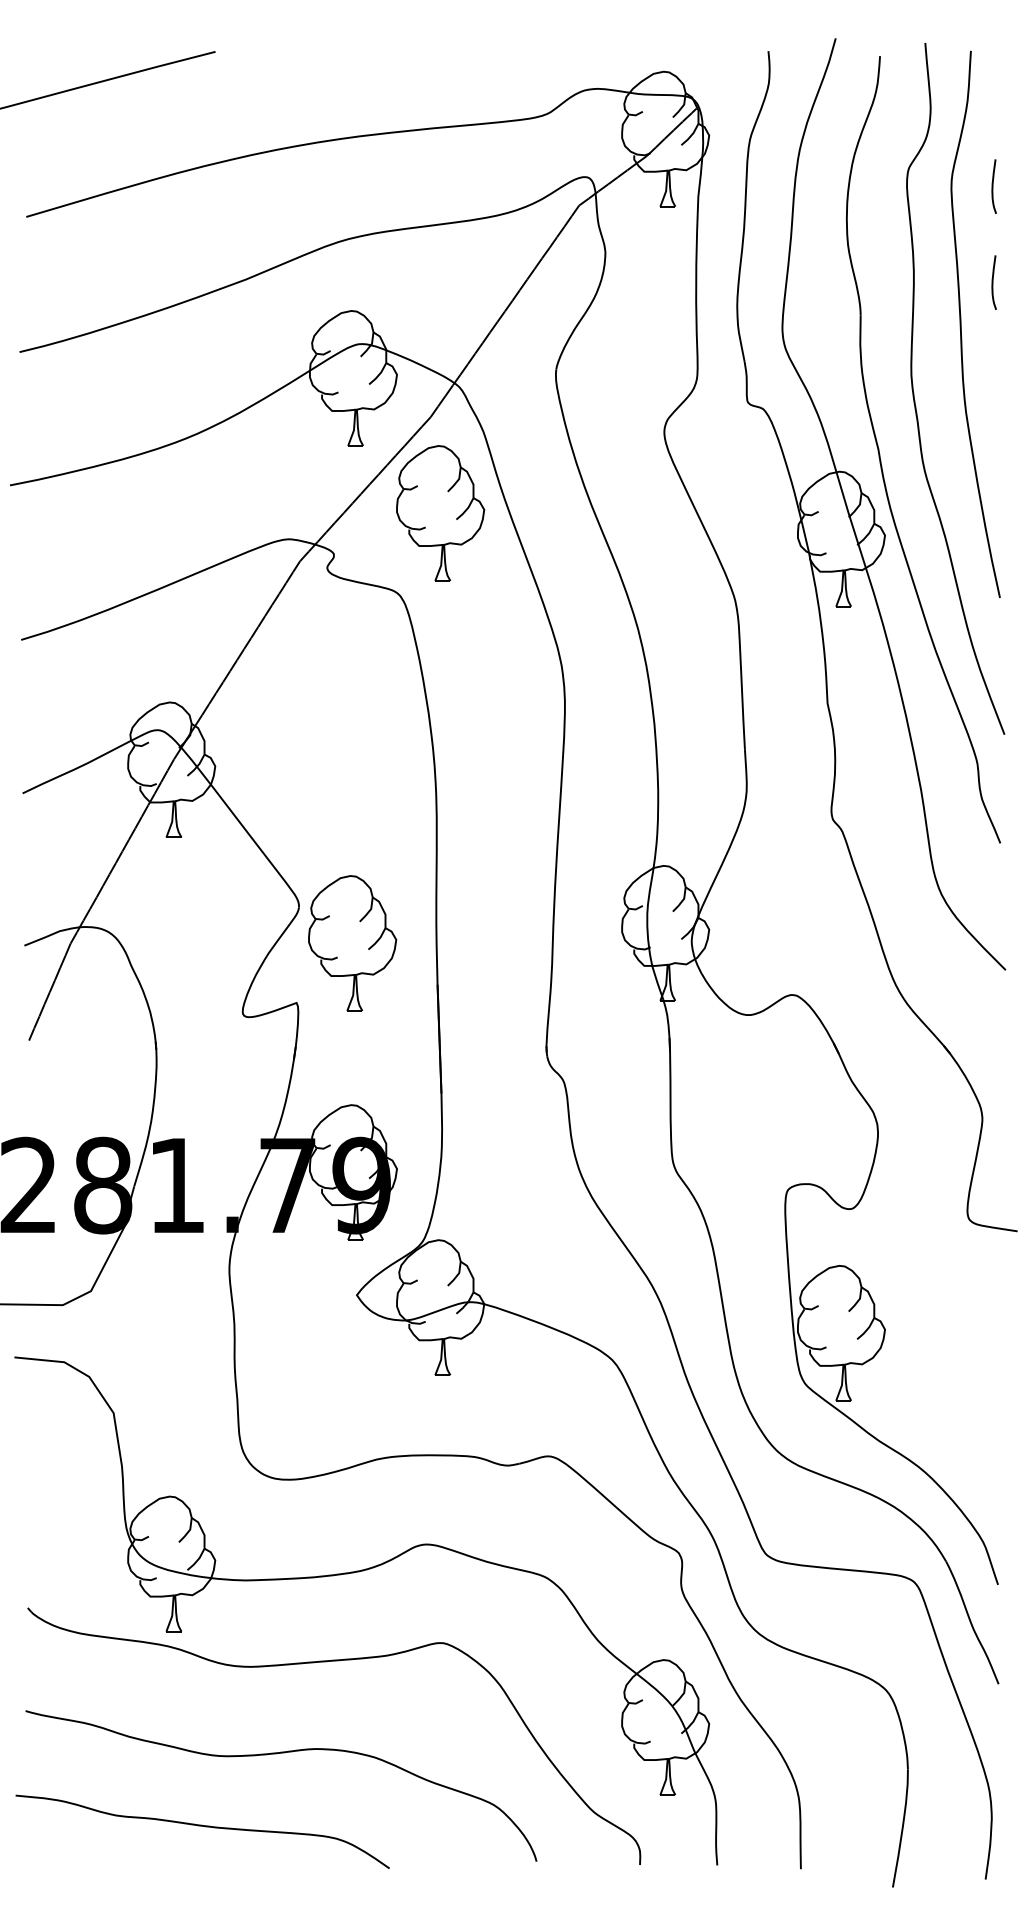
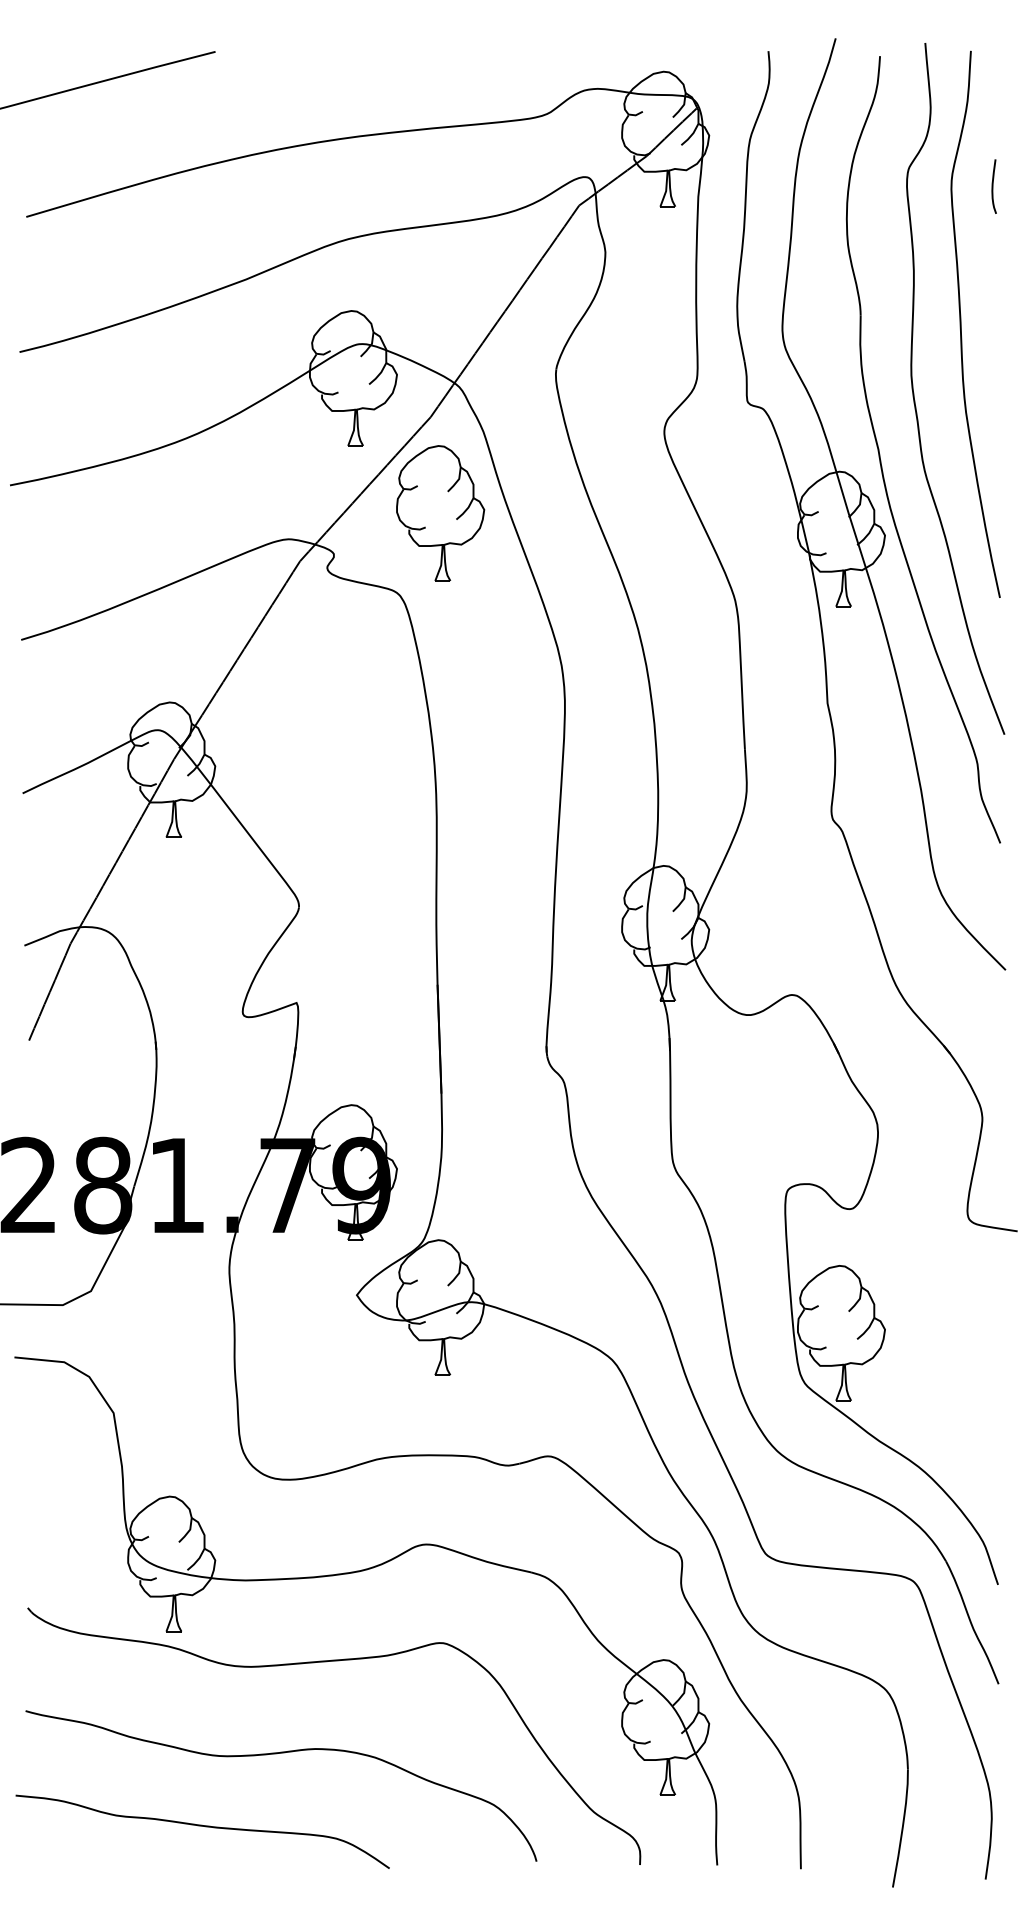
curve: present -> none (993, 282)
part: present -> none (352, 943)
